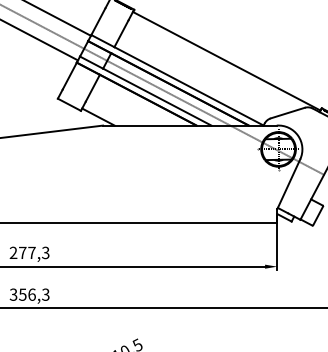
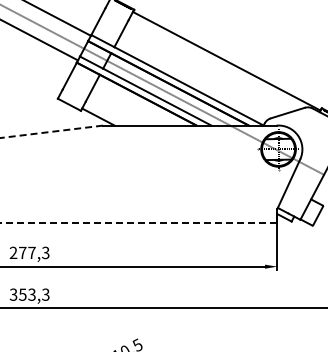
line: solid -> dashed (51, 131)
line: solid -> dashed (138, 223)
text: 356,3 -> 353,3 (31, 294)
